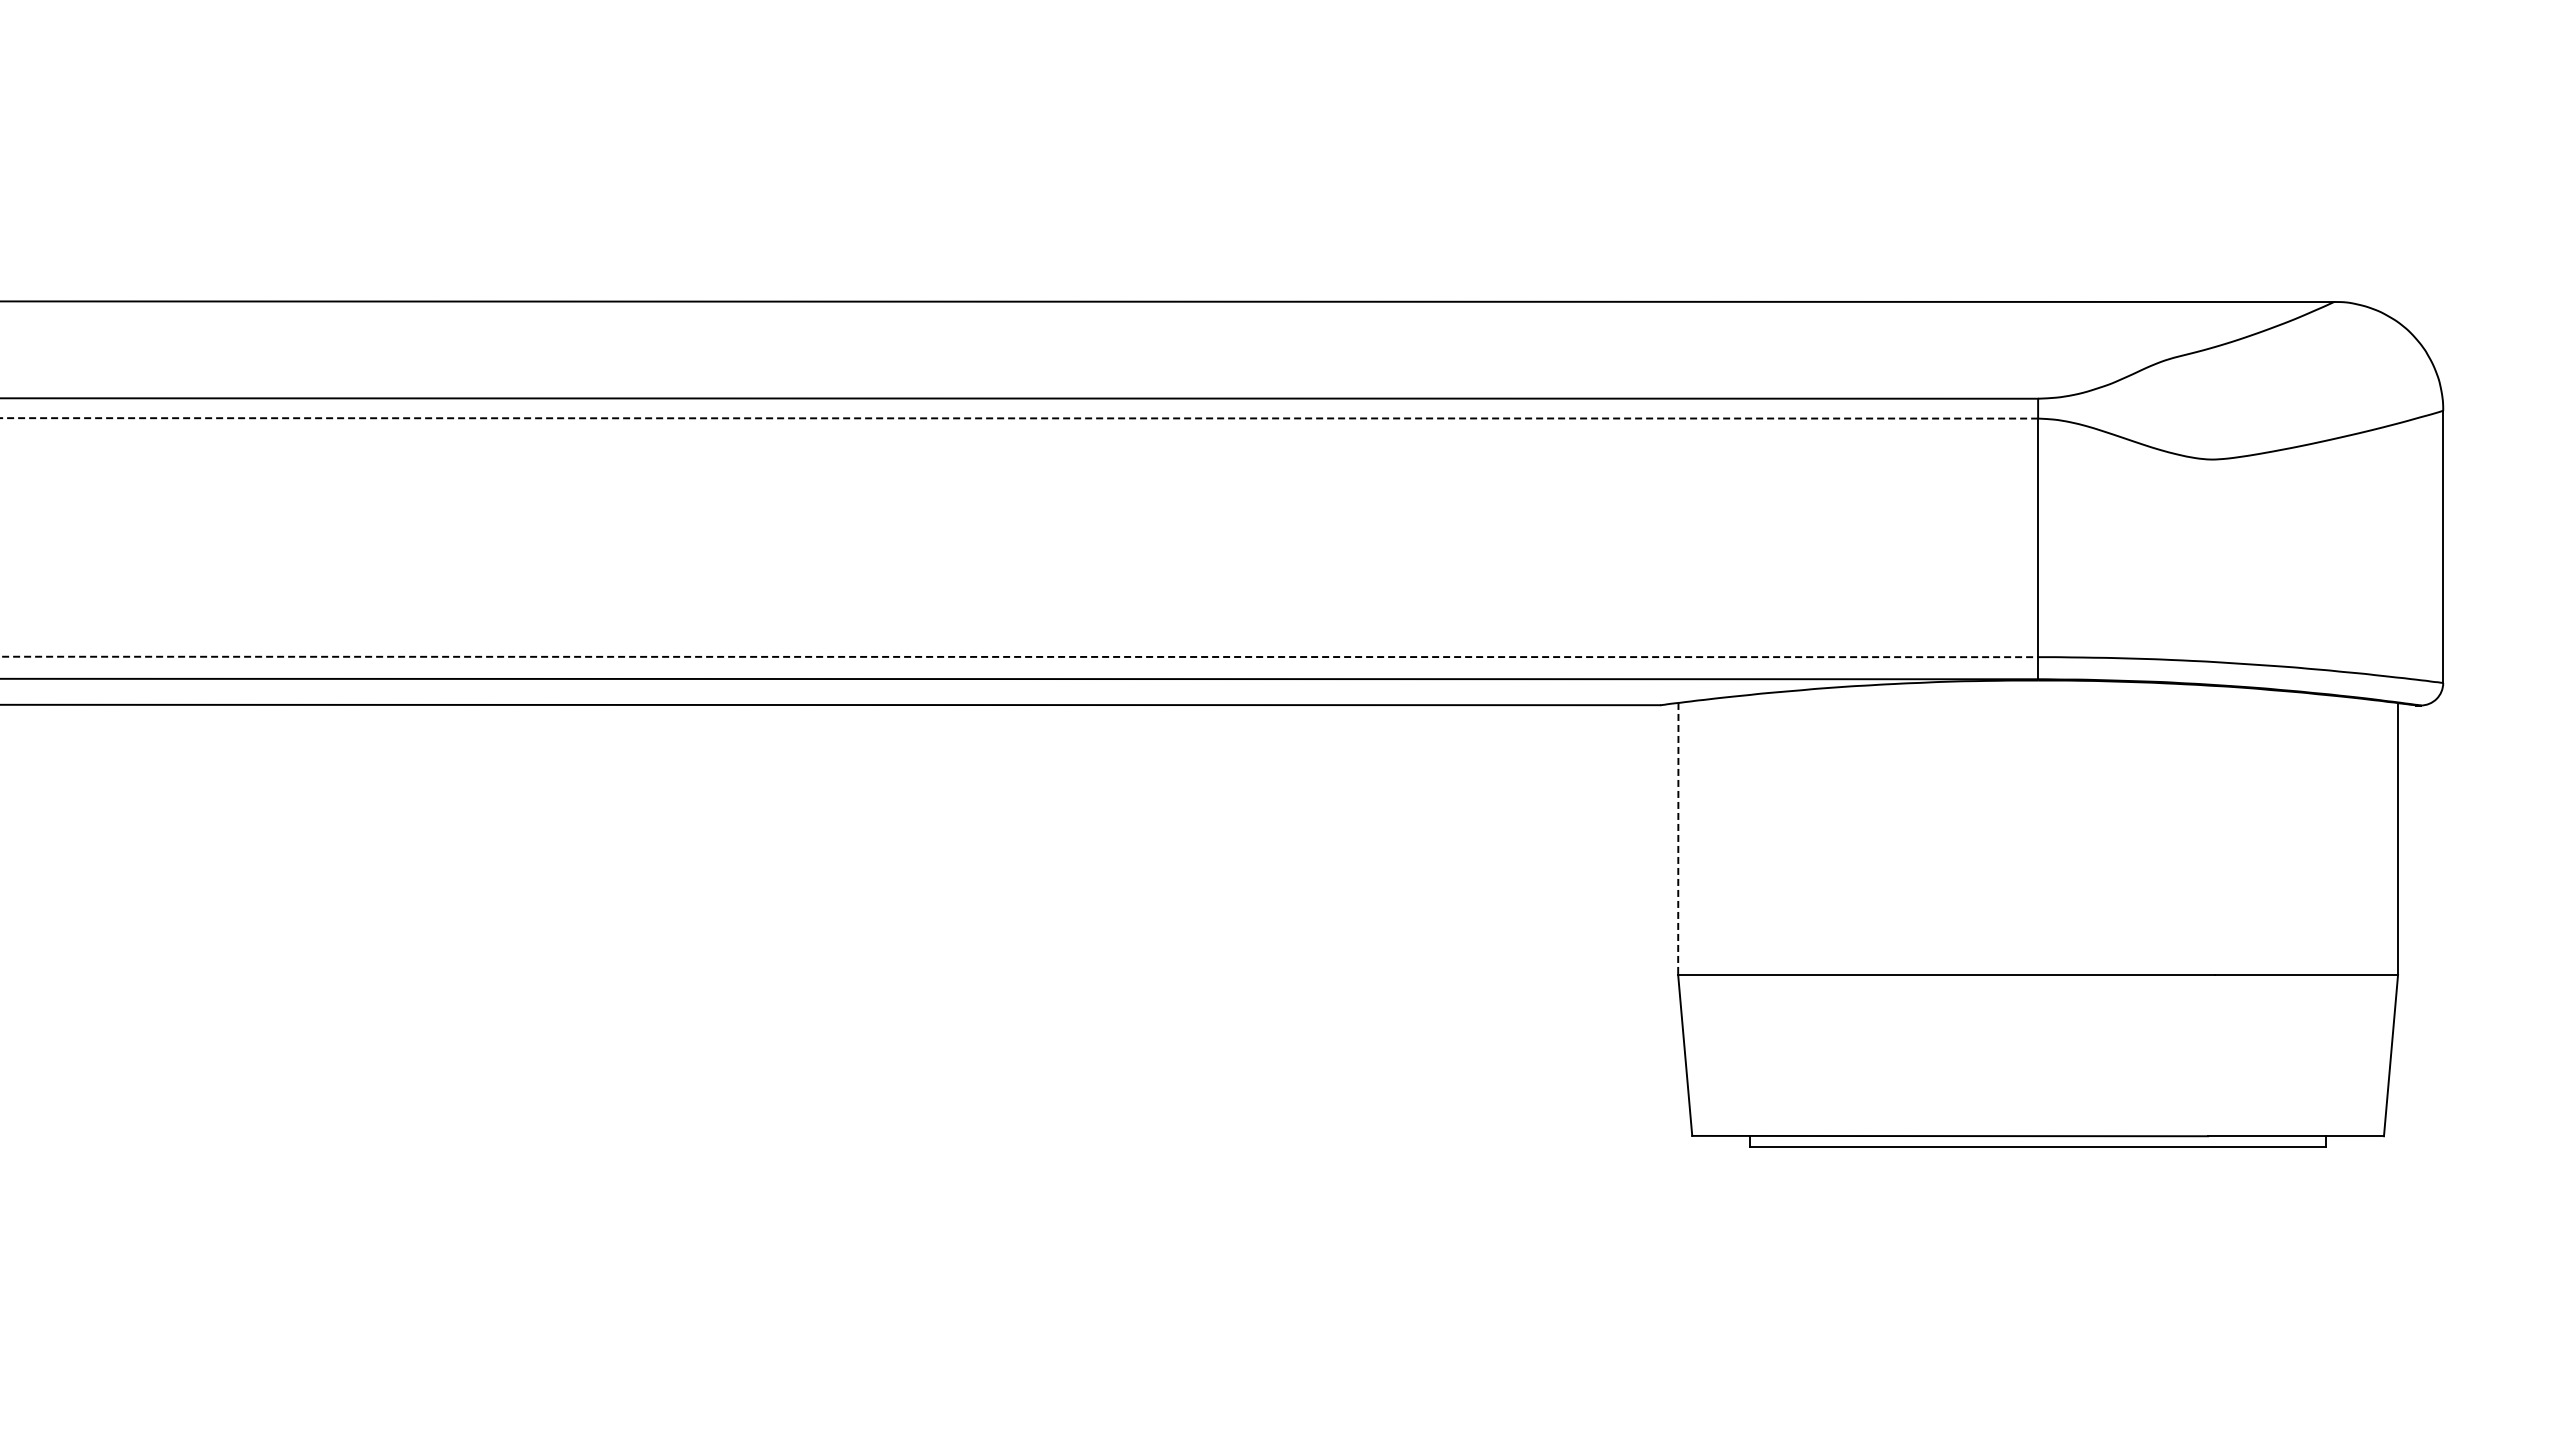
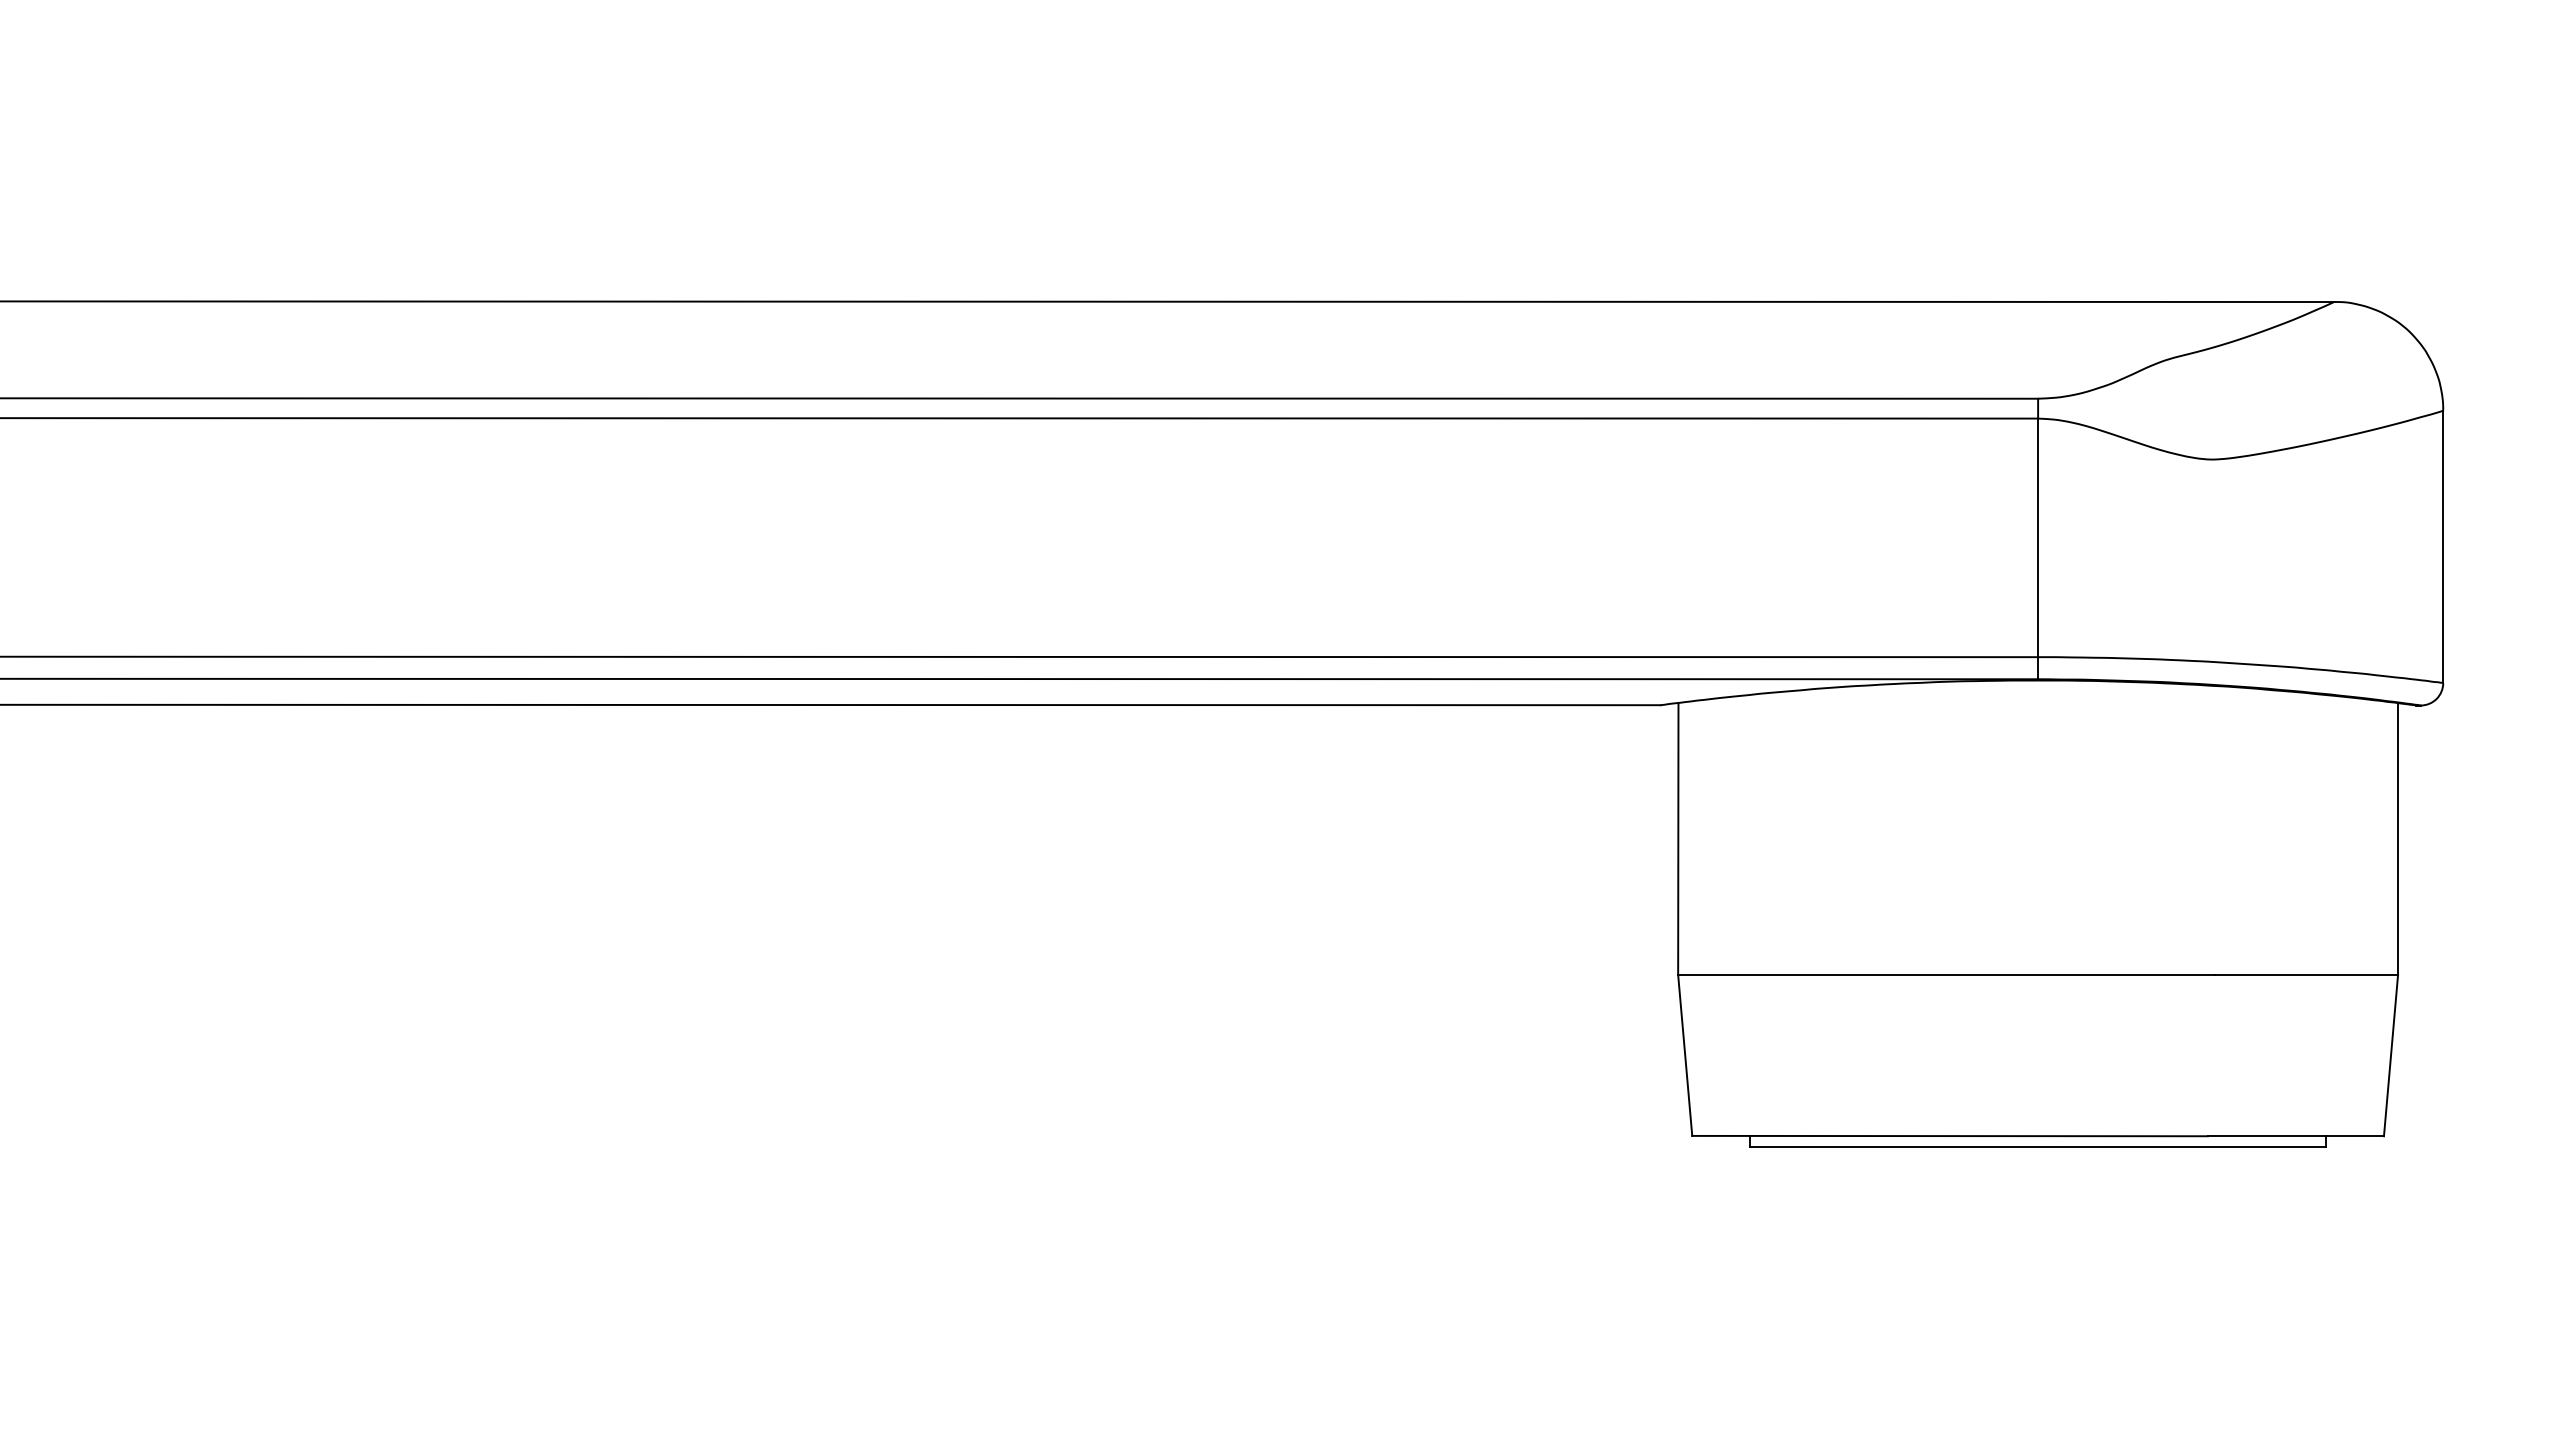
line: dashed -> solid (1019, 418)
line: dashed -> solid (1019, 656)
line: dashed -> solid (1678, 838)
